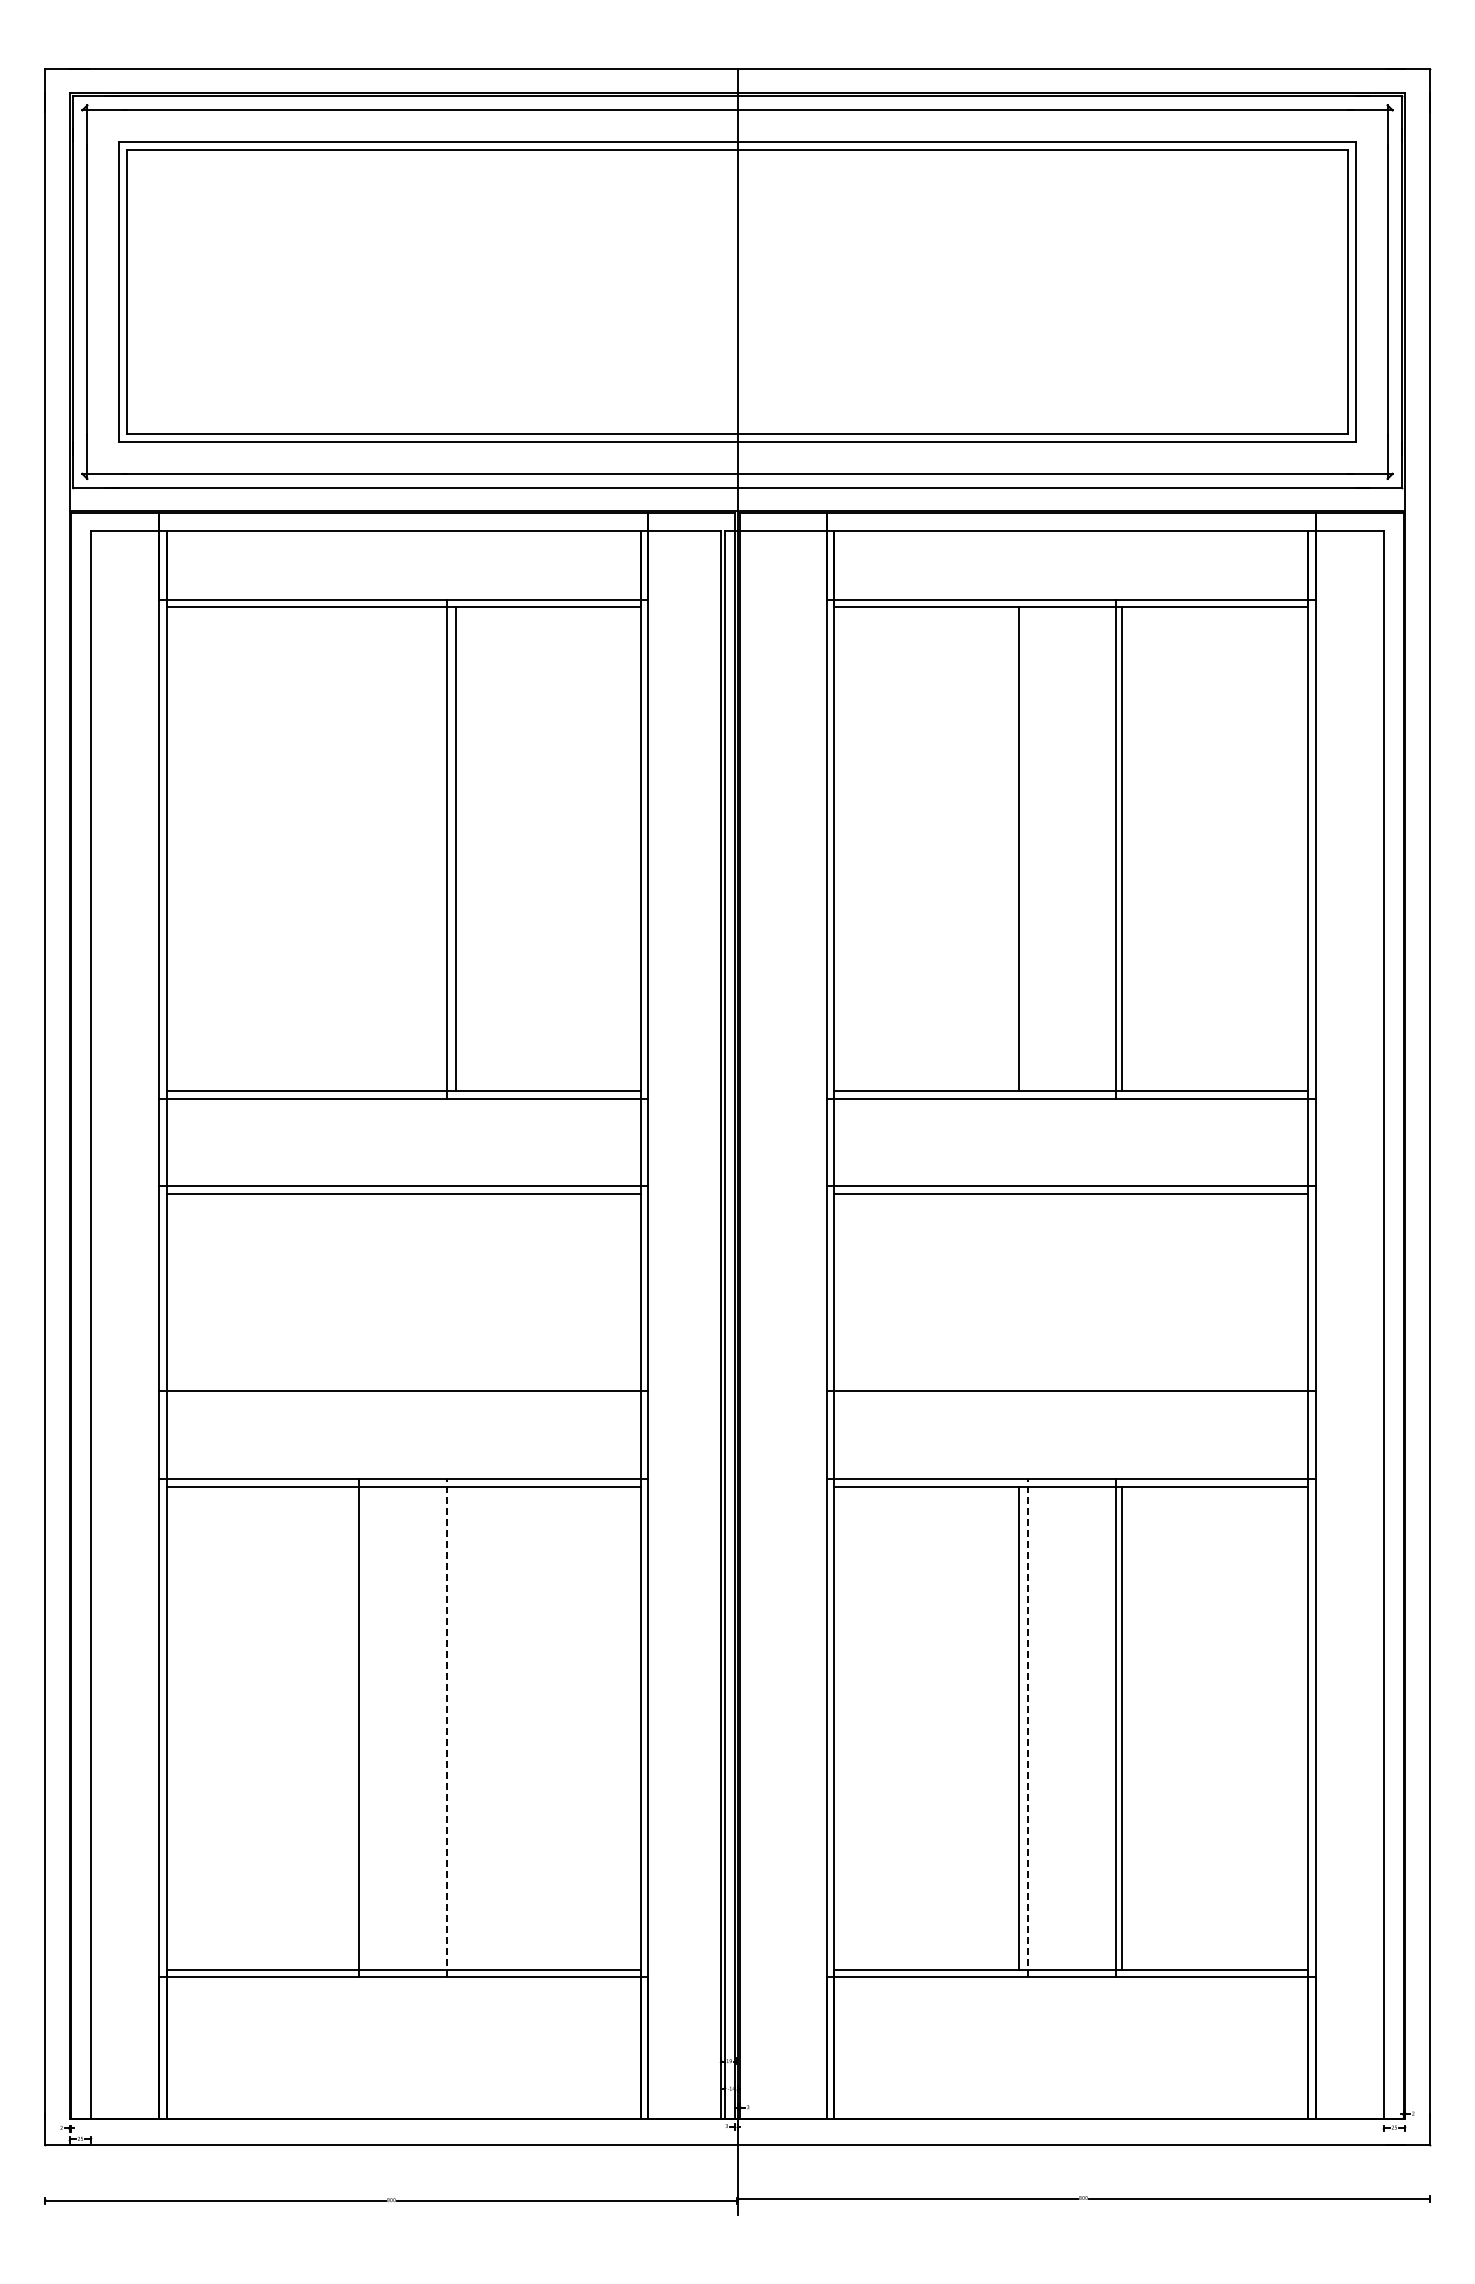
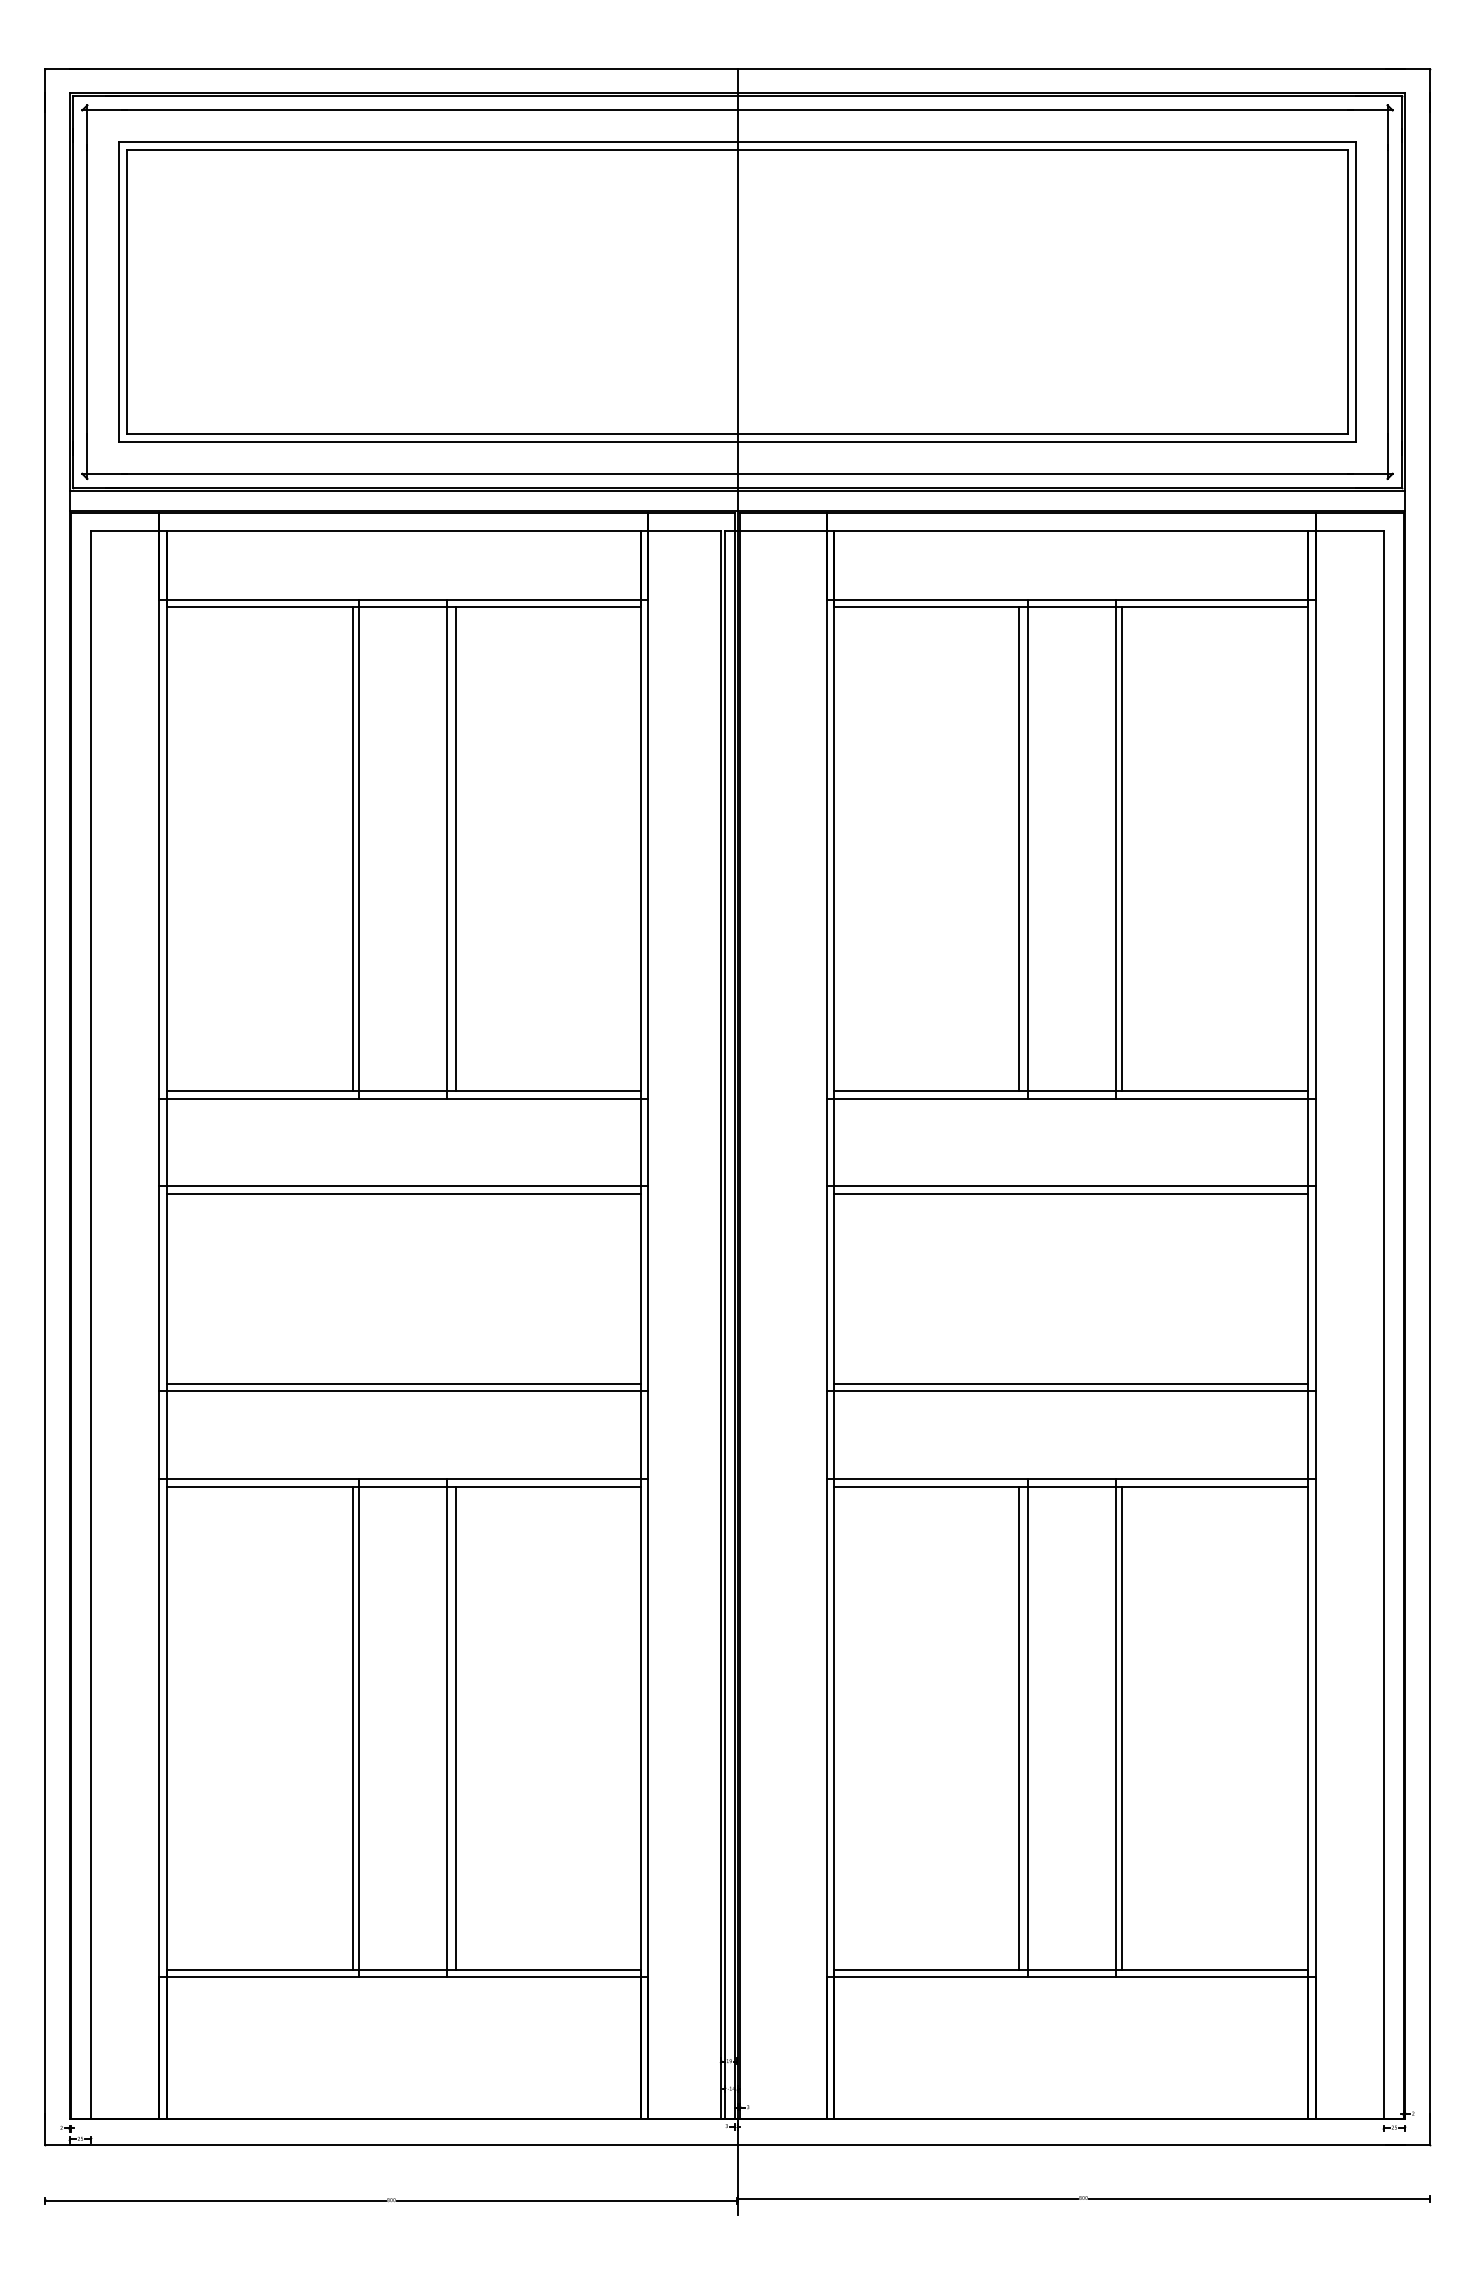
line: none -> present (737, 491)
line: none -> present (352, 848)
line: none -> present (359, 849)
line: none -> present (1028, 849)
line: none -> present (403, 1383)
line: none -> present (1070, 1383)
line: none -> present (352, 1727)
line: dashed -> solid (446, 1727)
line: none -> present (455, 1727)
line: dashed -> solid (1028, 1727)
